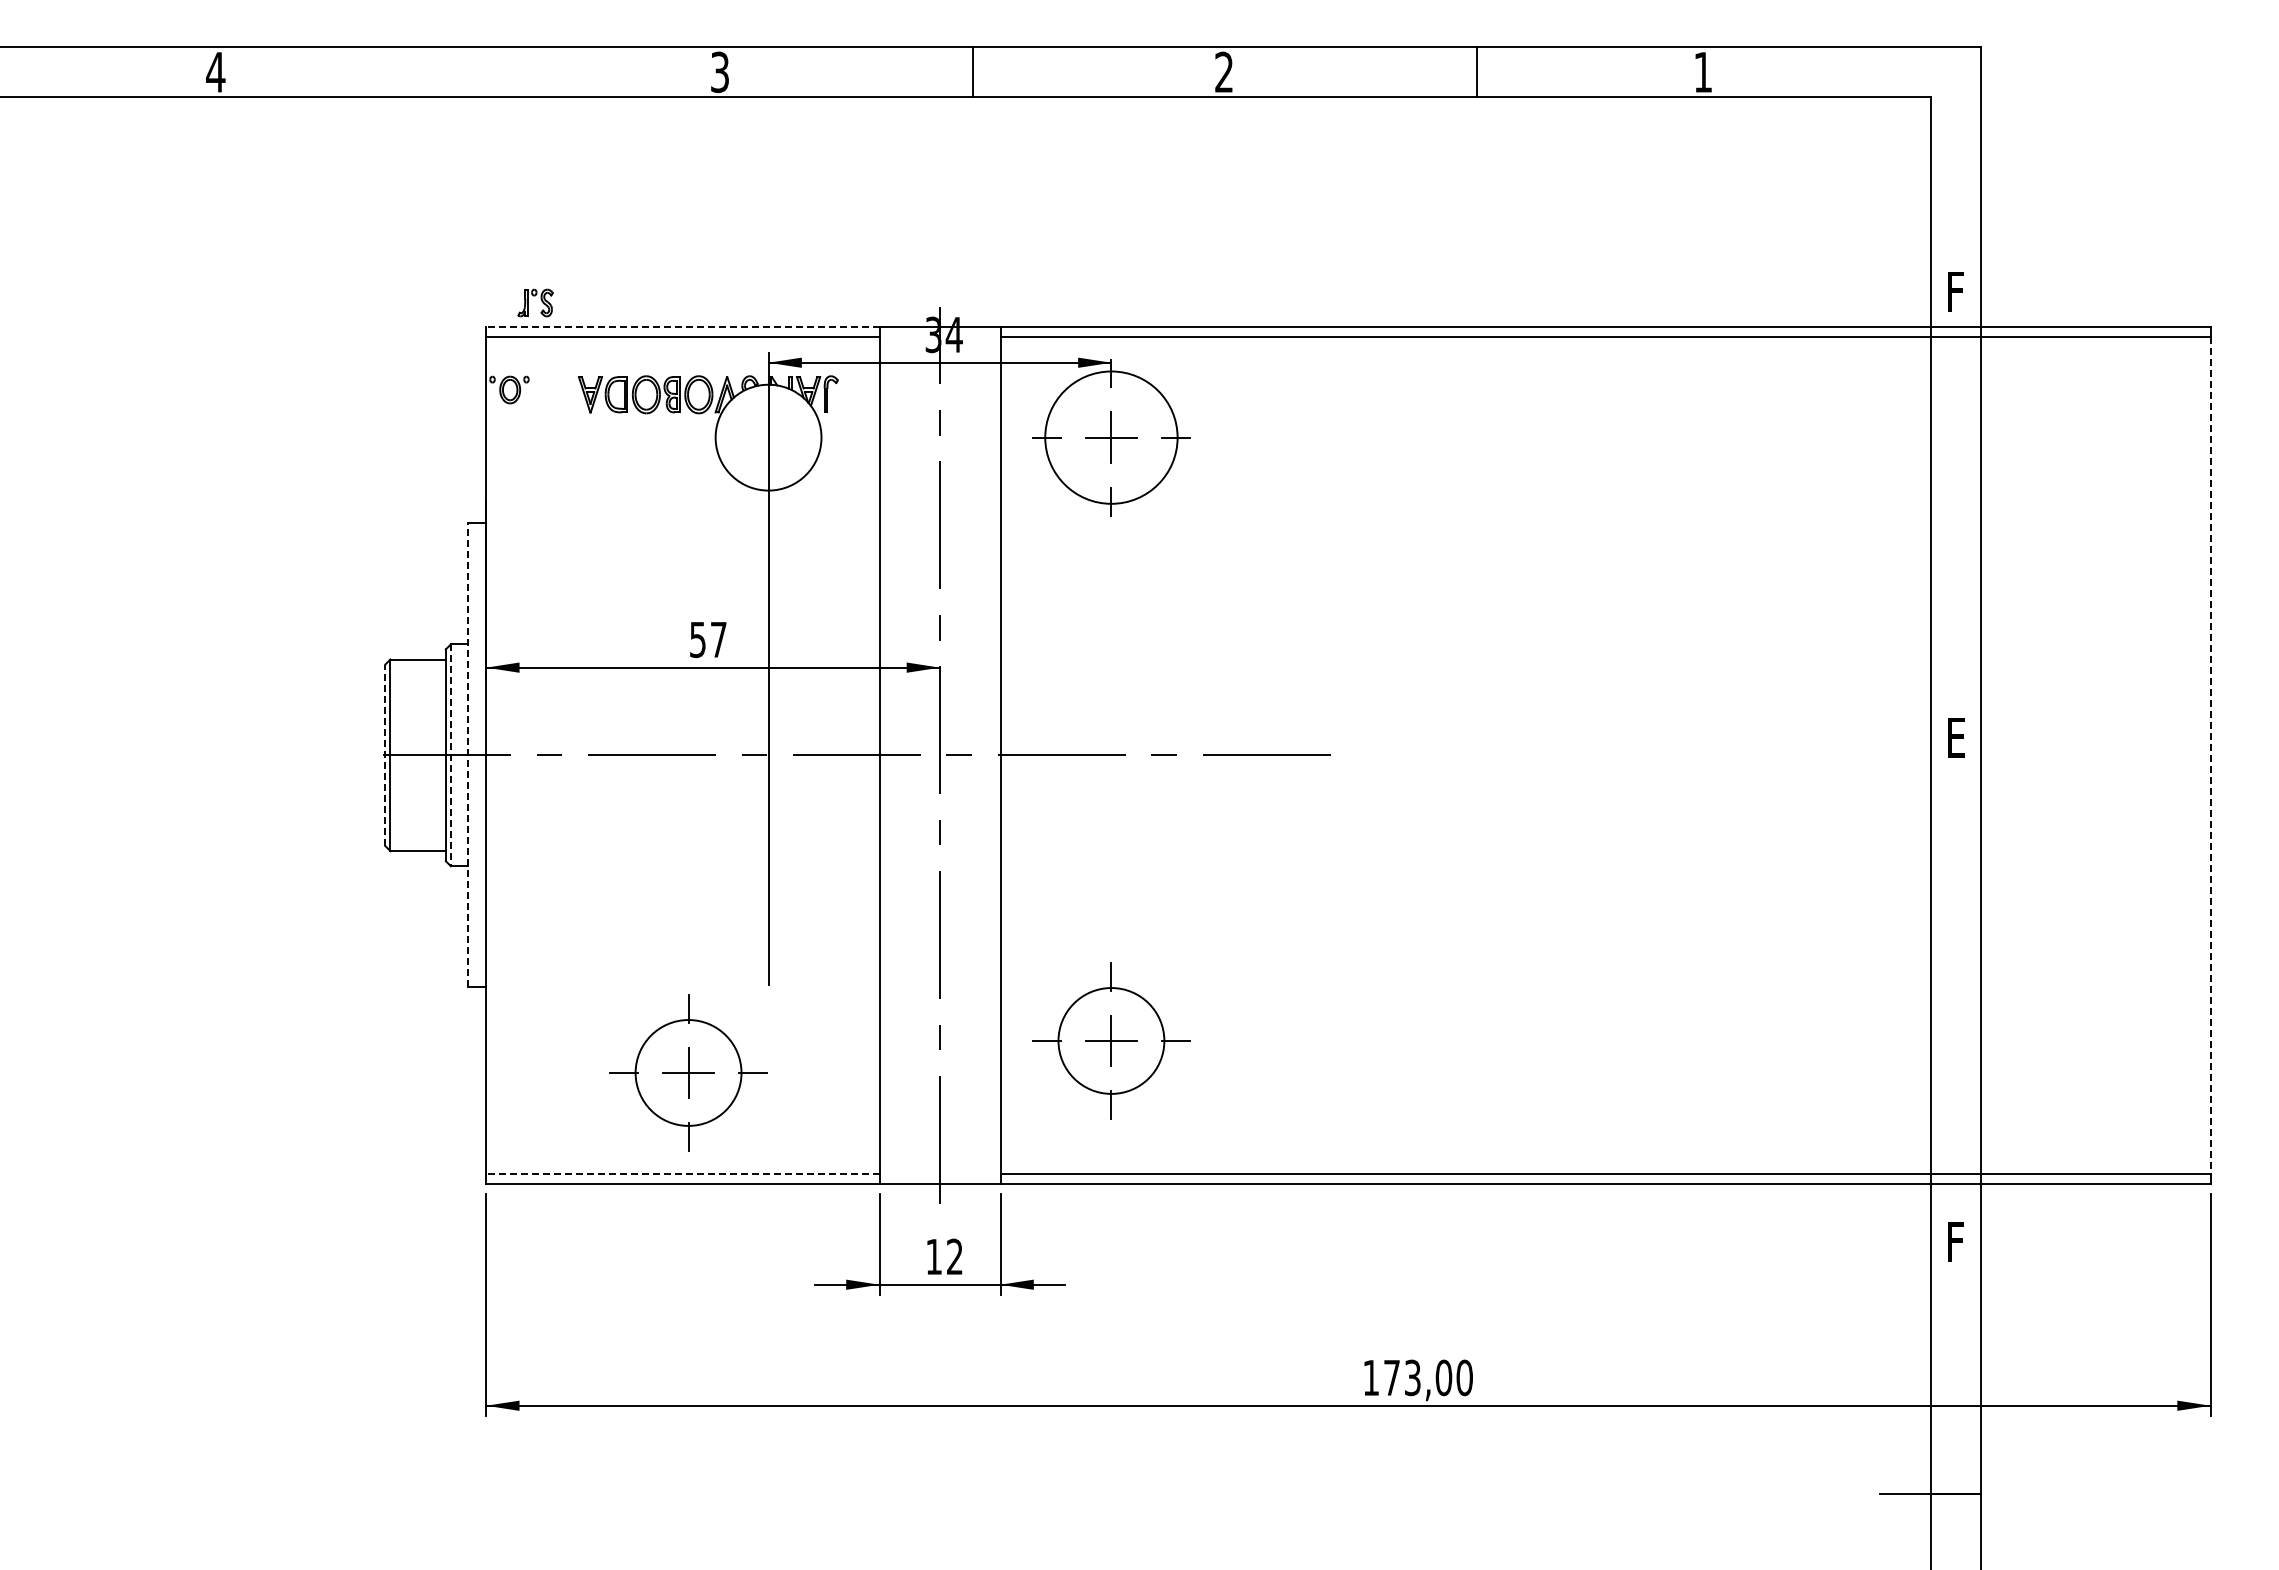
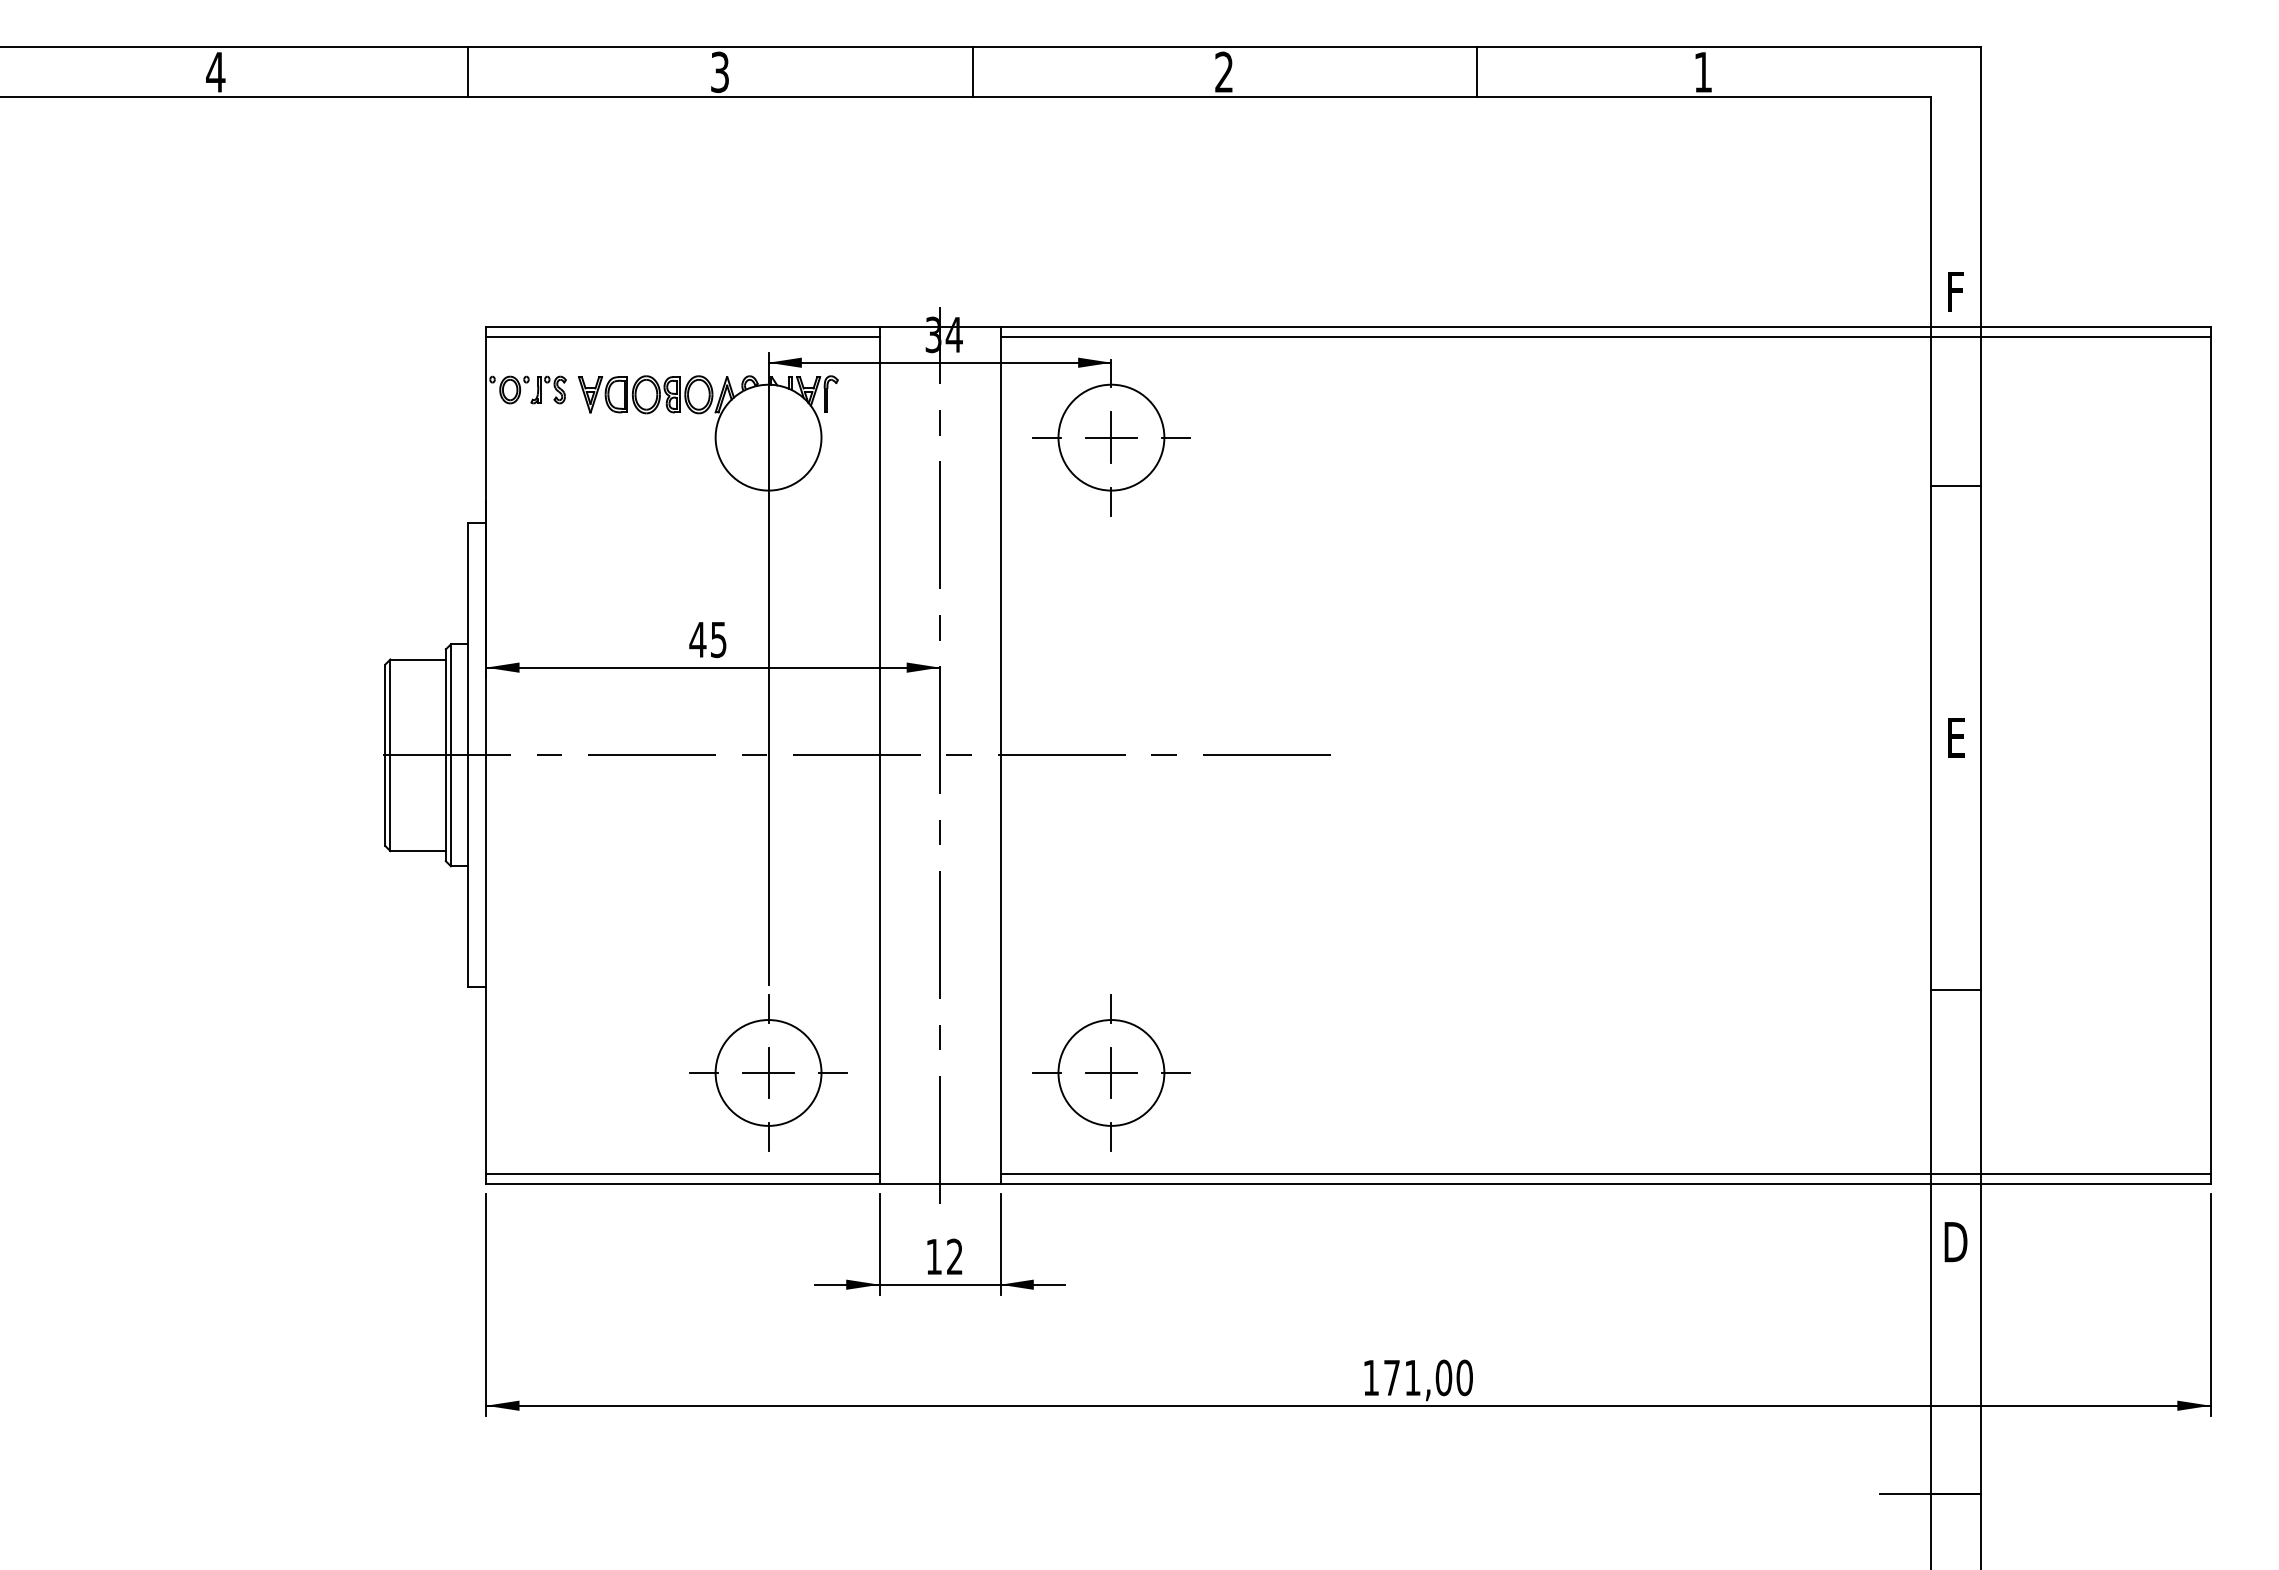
line: none -> present (468, 71)
part position: (535, 302) -> (548, 389) (548, 389)
line: dashed -> solid (682, 326)
circle diameter: 132 px -> 106 px (1111, 437)
line: none -> present (1955, 485)
text: 57 -> 45 (707, 640)
line: dashed -> solid (385, 755)
line: dashed -> solid (450, 755)
line: dashed -> solid (468, 755)
line: dashed -> solid (2210, 755)
line: none -> present (1955, 989)
part position: (1111, 1040) -> (1111, 1072) (1111, 1072)
part position: (688, 1072) -> (768, 1072) (768, 1072)
line: dashed -> solid (682, 1173)
text: F -> D (1955, 1242)
text: 173,00 -> 171,00 (1412, 1377)
